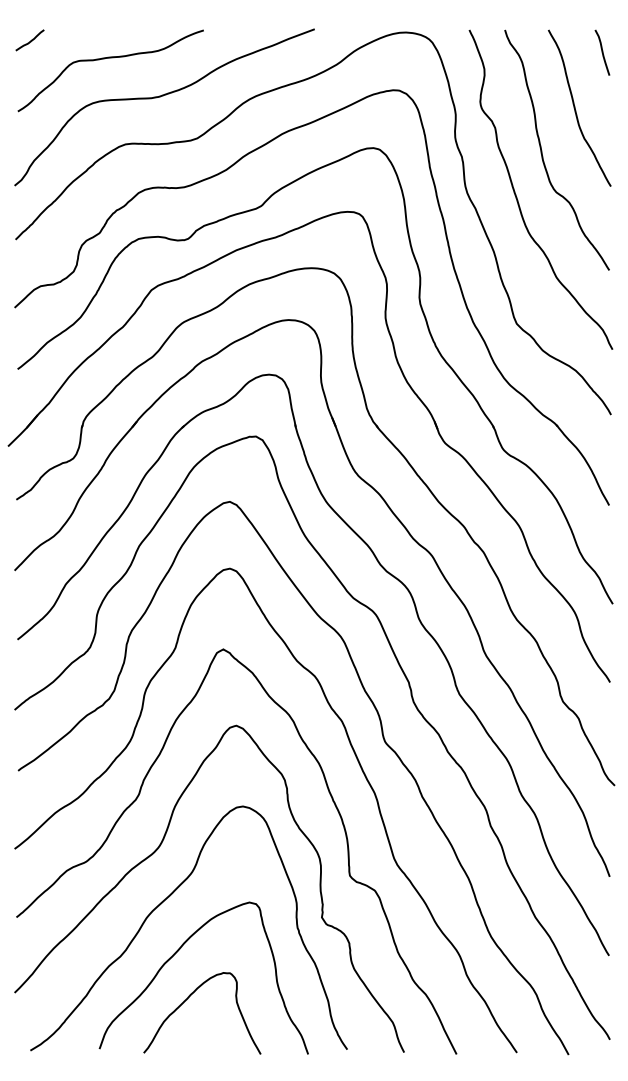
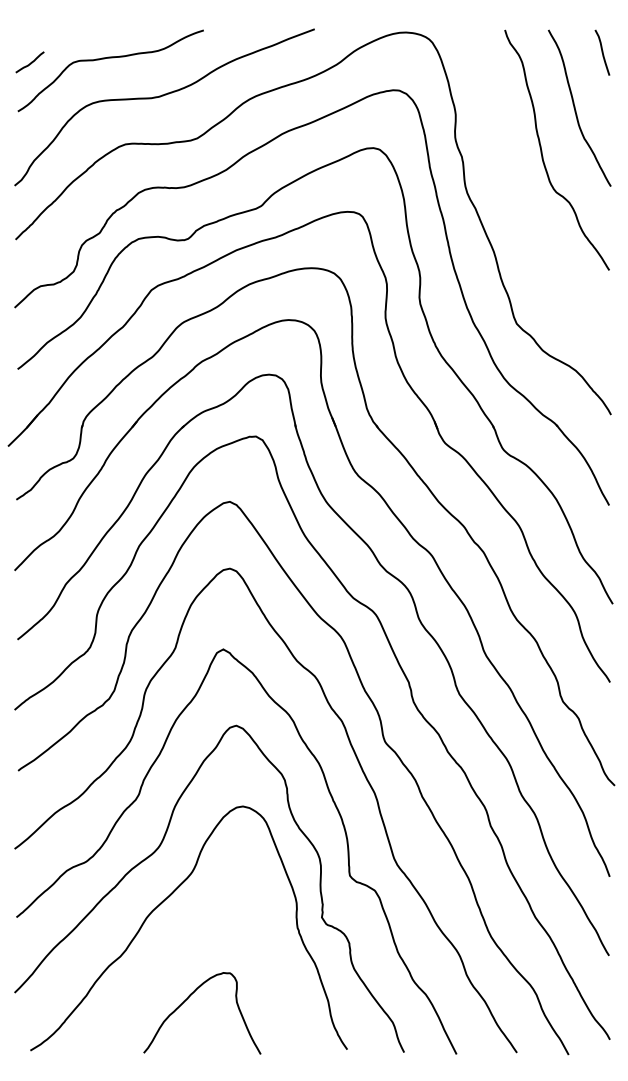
curve position: (30, 40) -> (30, 62) (30, 62)
curve: present -> none (517, 197)
curve: present -> none (178, 951)
